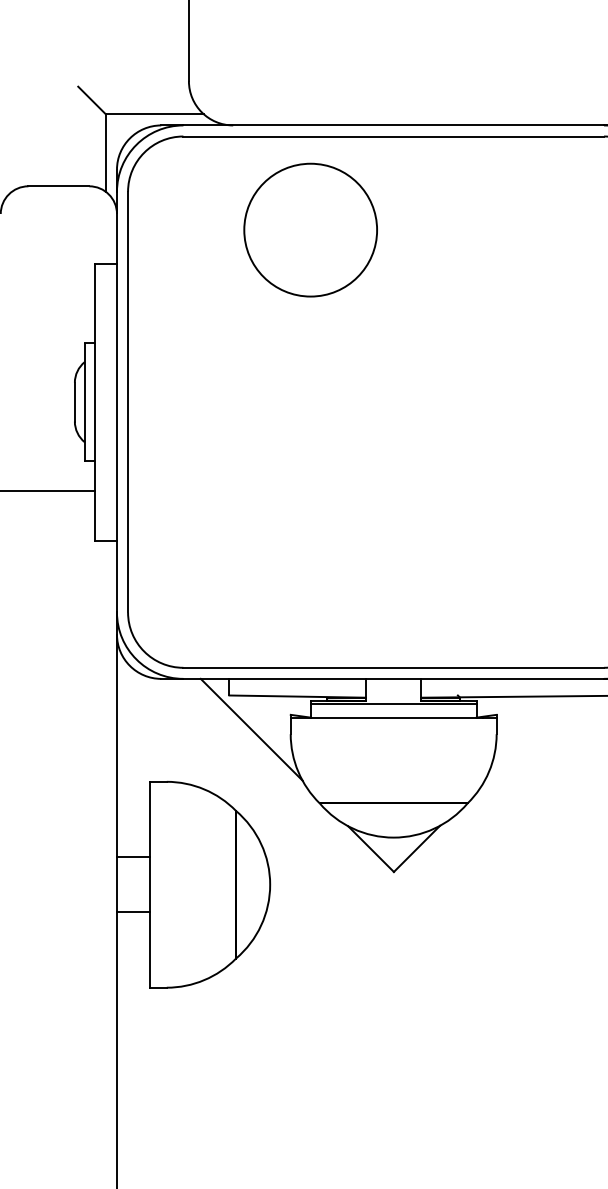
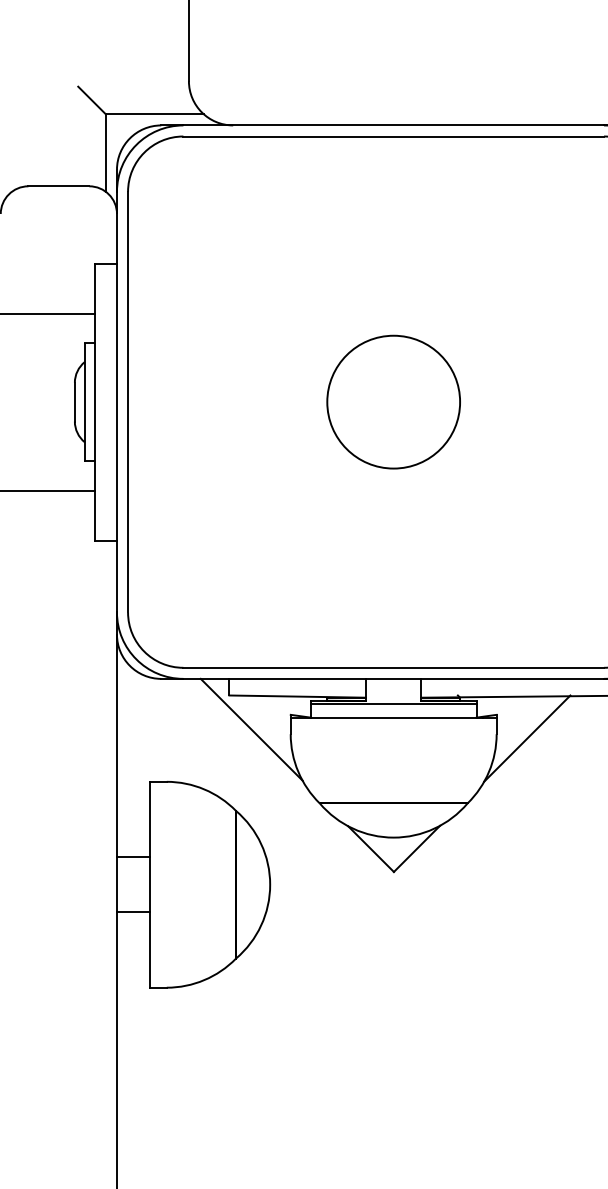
circle position: (310, 229) -> (393, 401) (393, 401)
line: none -> present (48, 313)
line: none -> present (527, 738)
